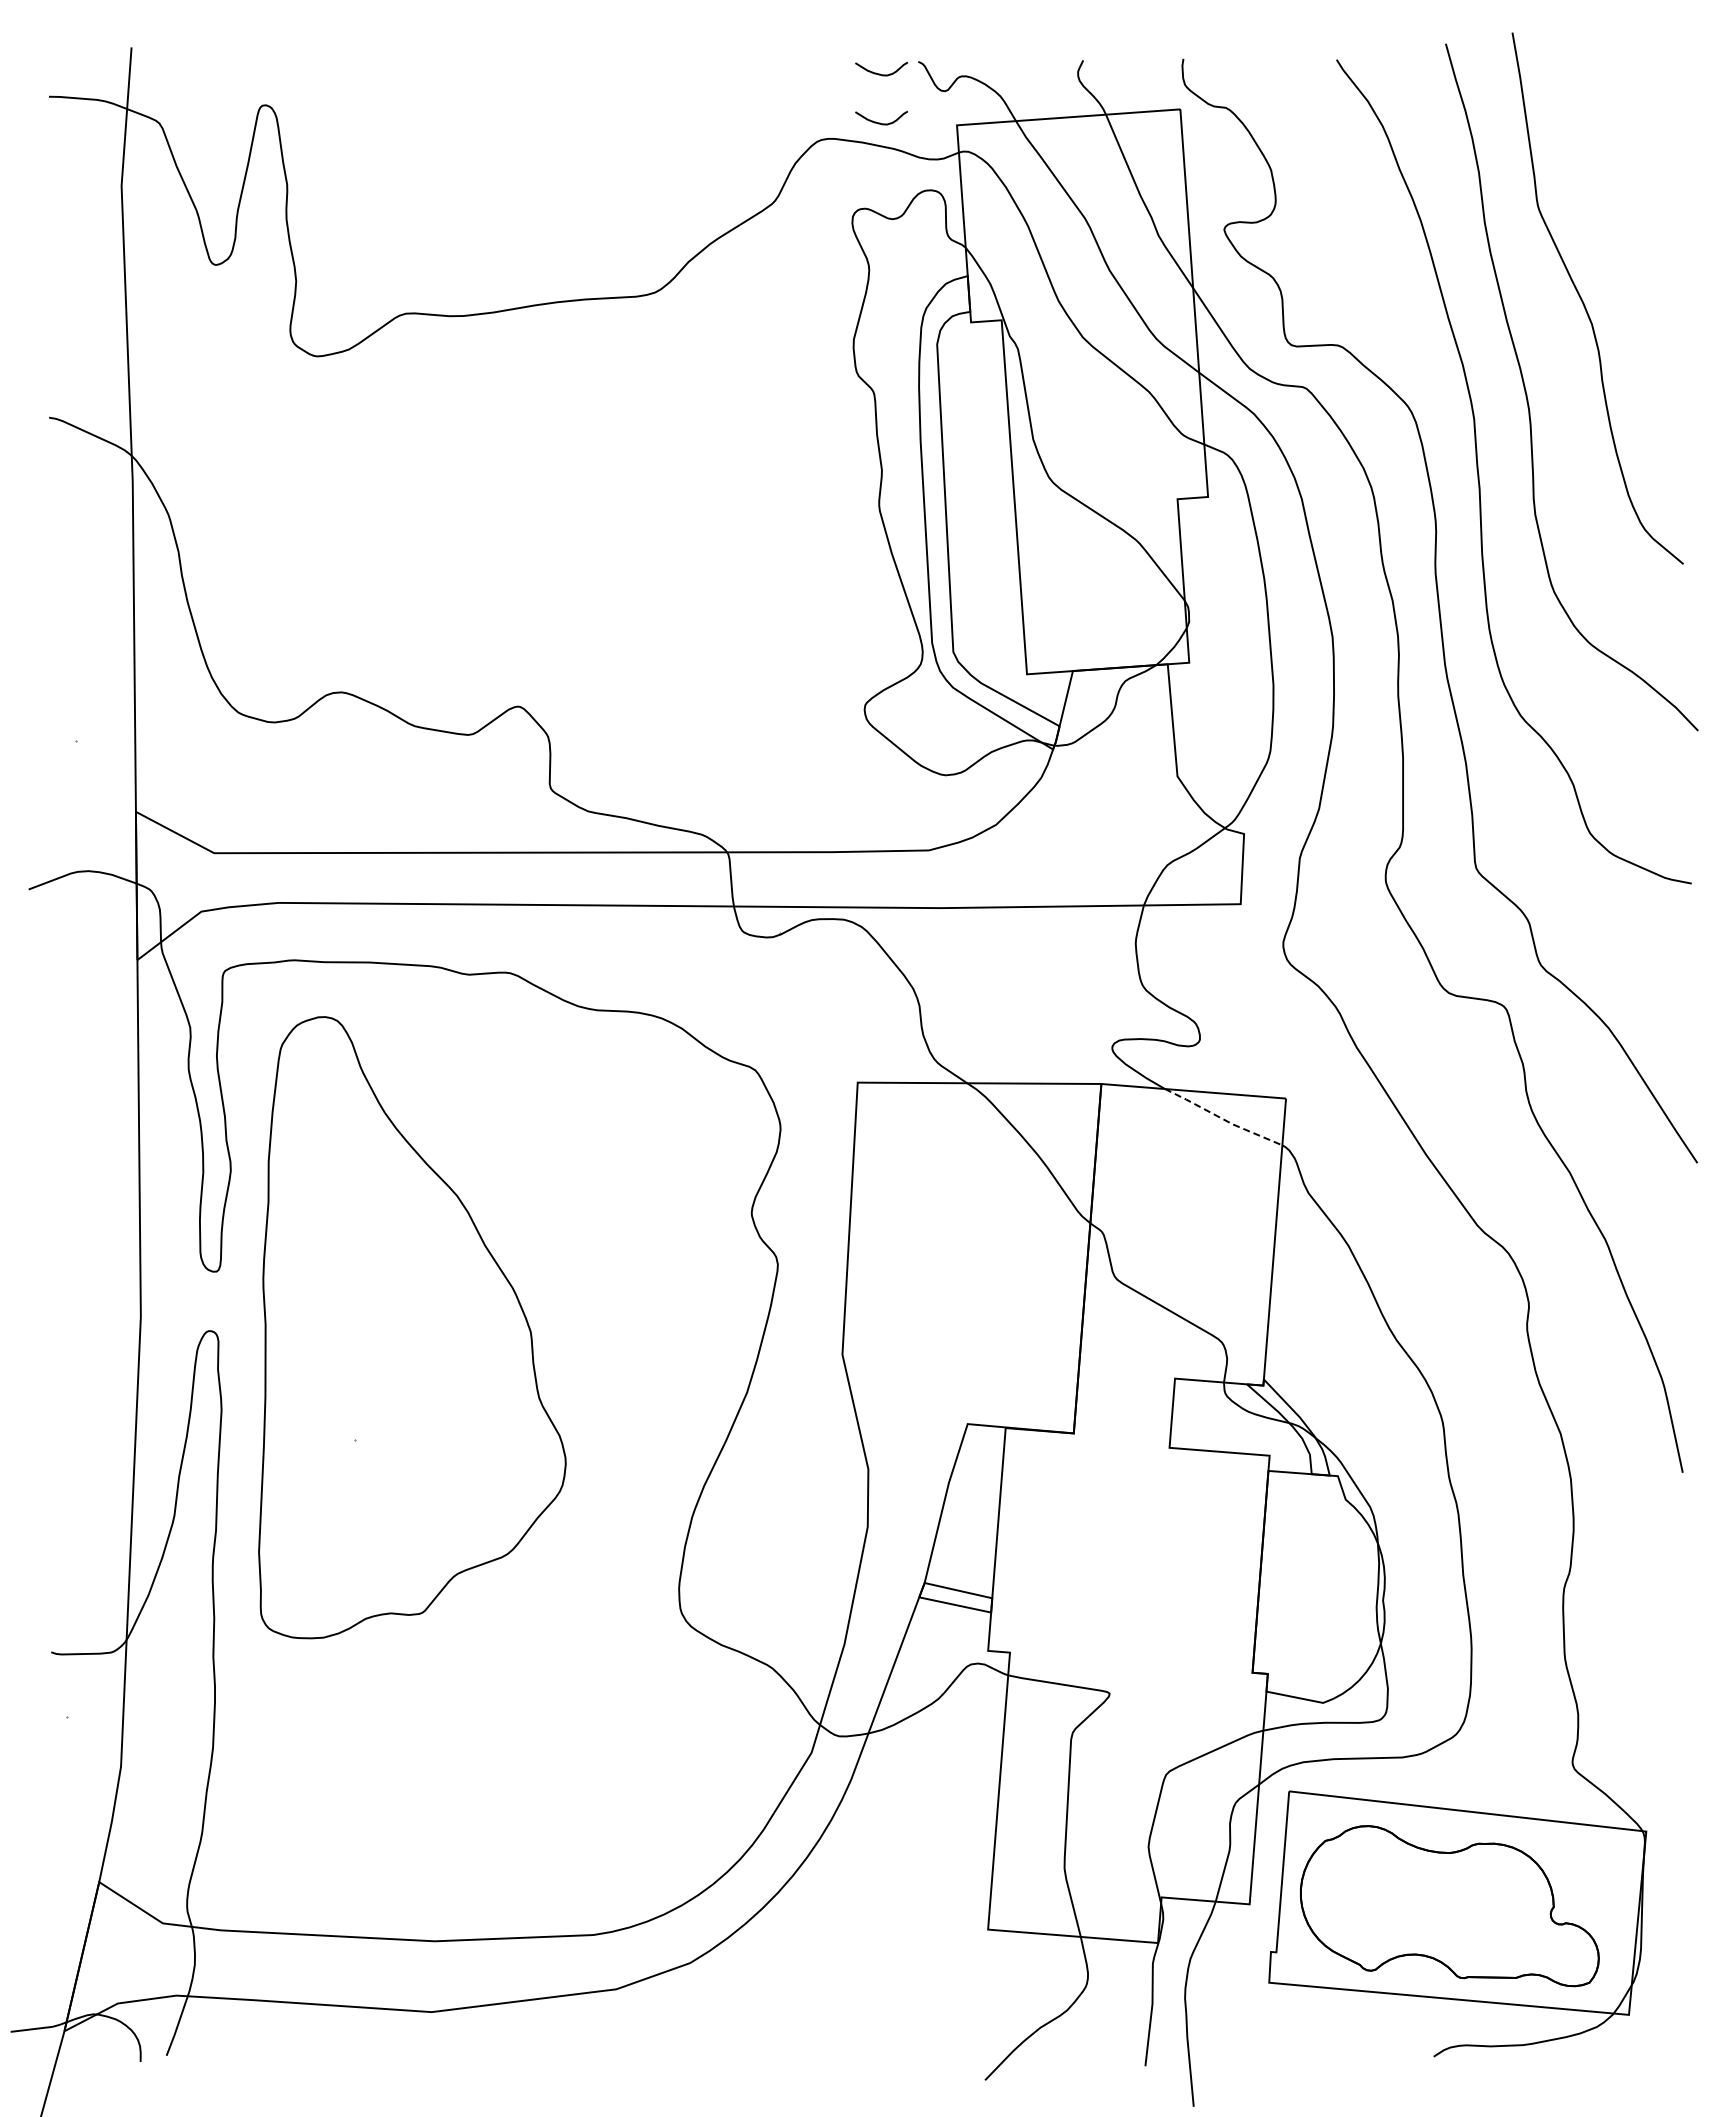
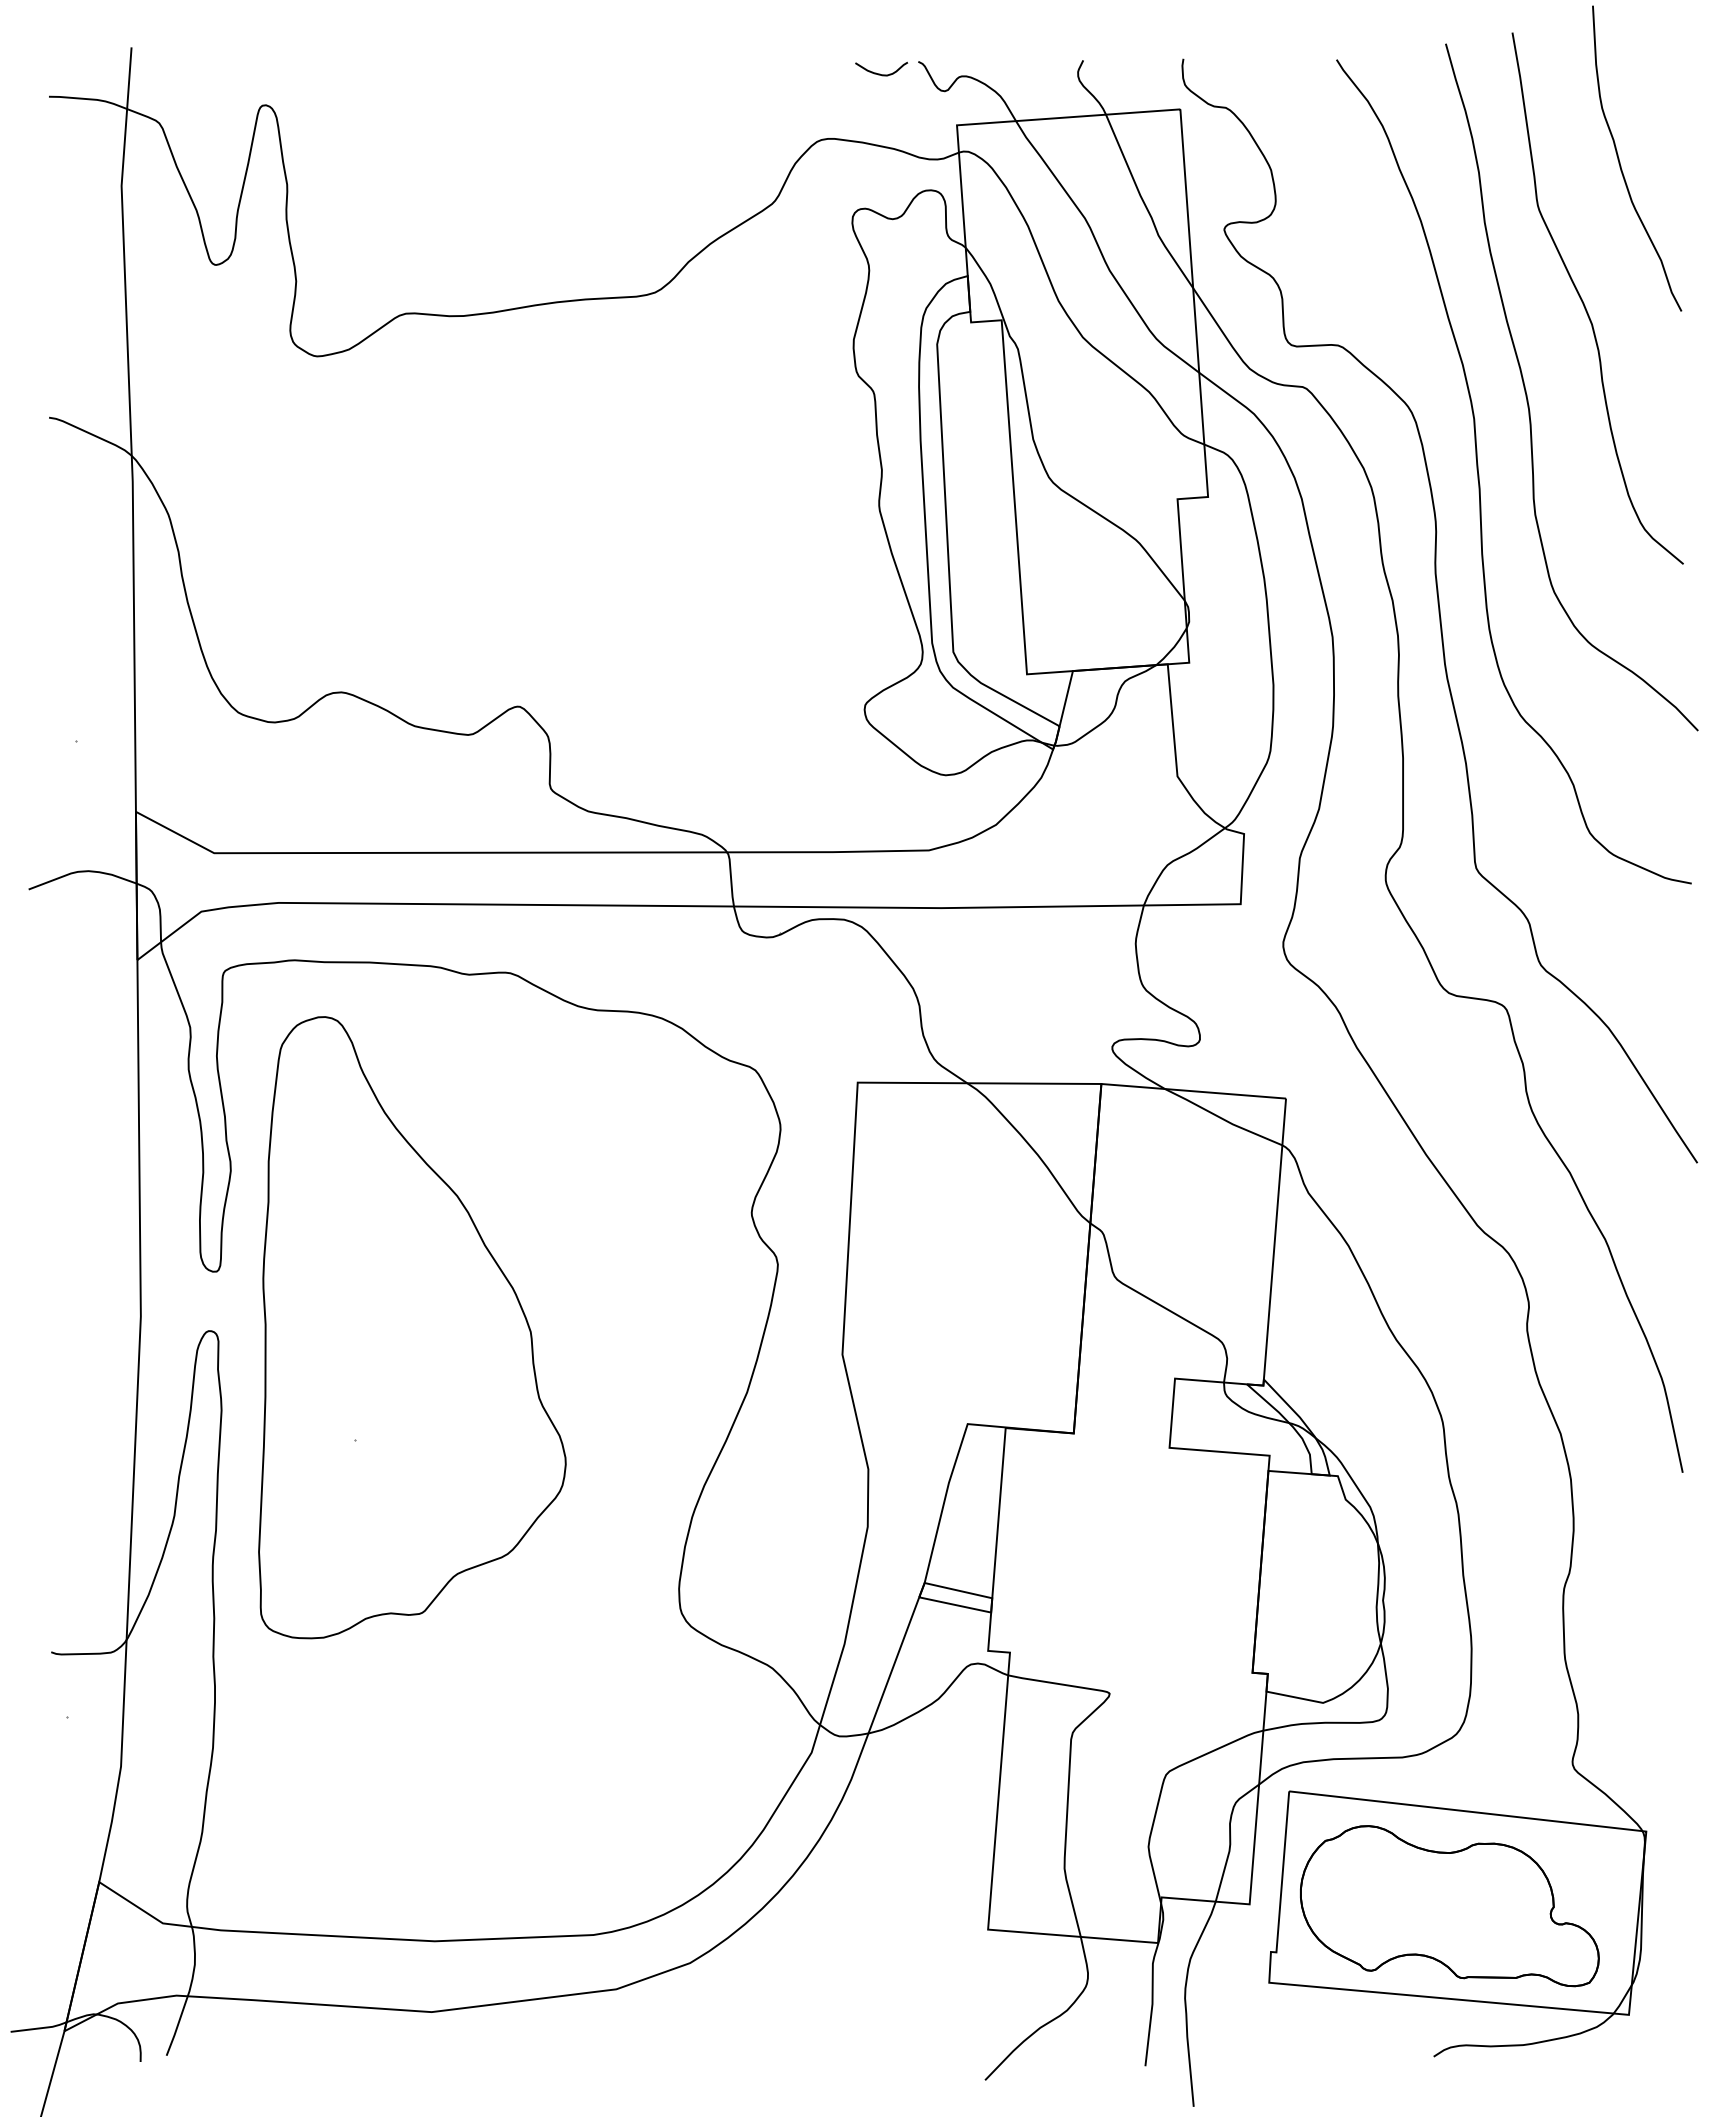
curve: present -> none (880, 122)
curve: none -> present (1620, 162)
line: dashed -> solid (1223, 1119)
